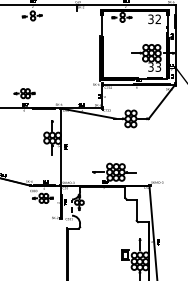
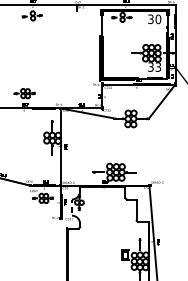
text: 32 -> 30 (158, 19)
